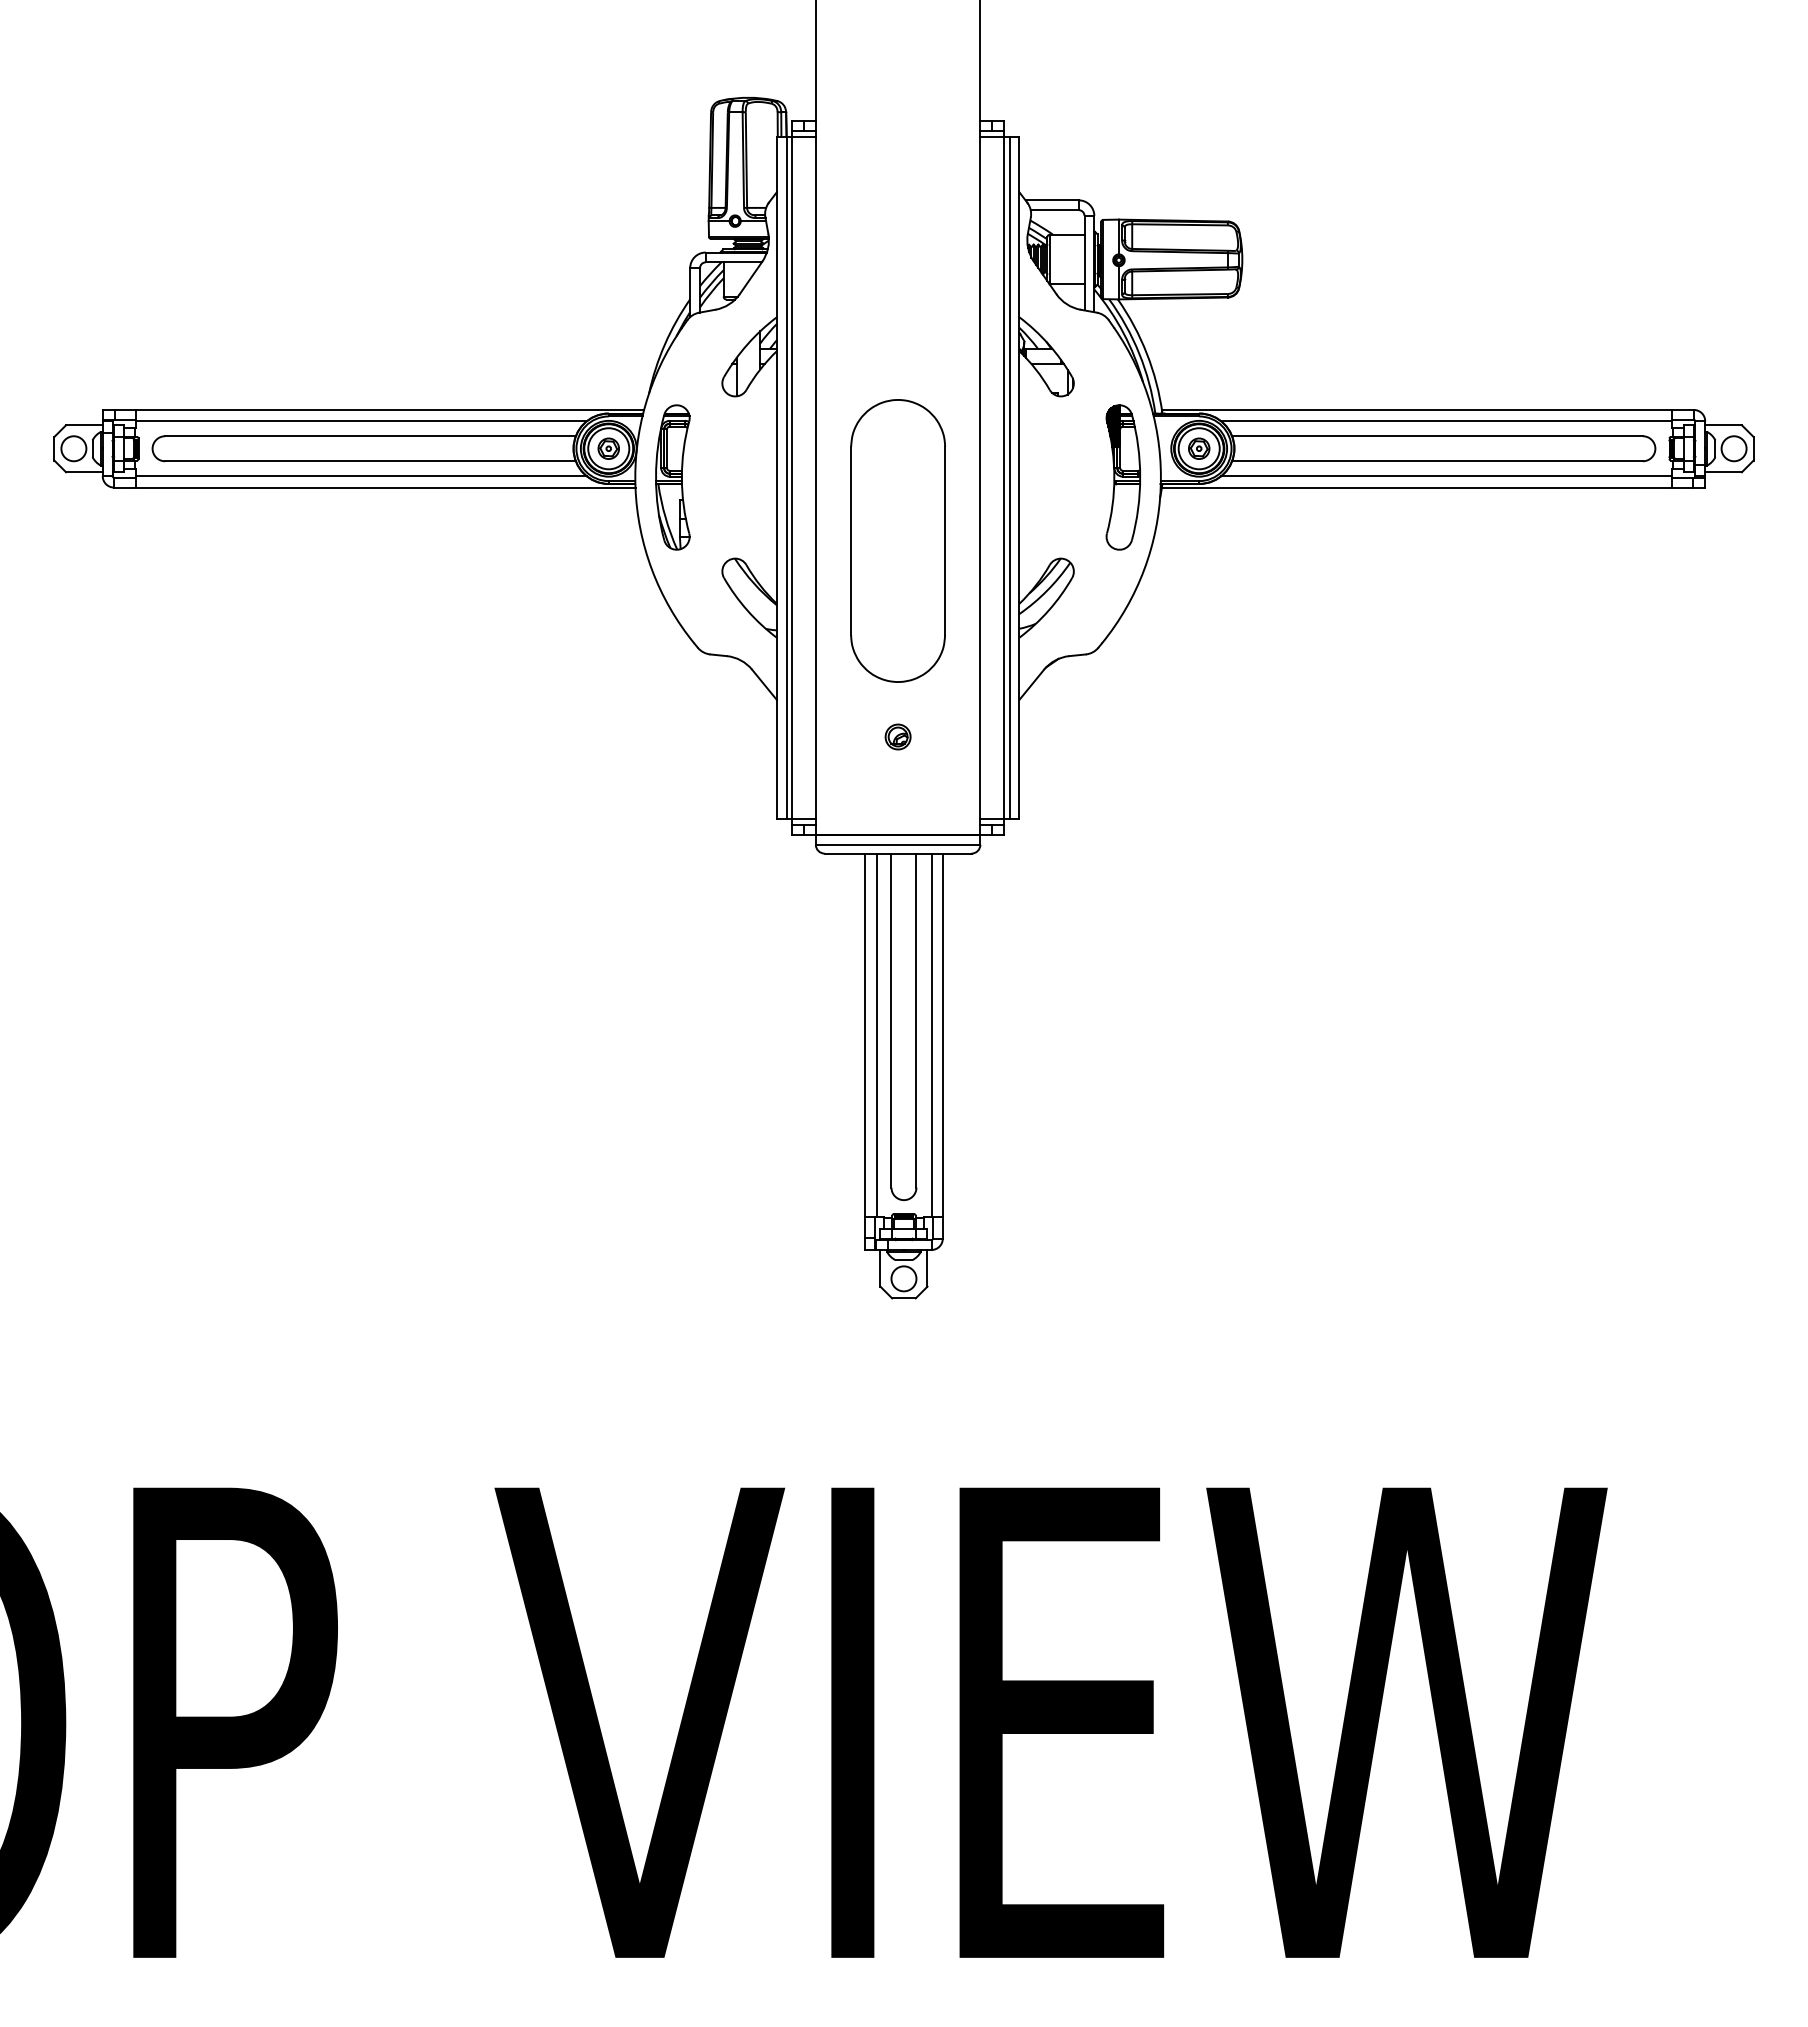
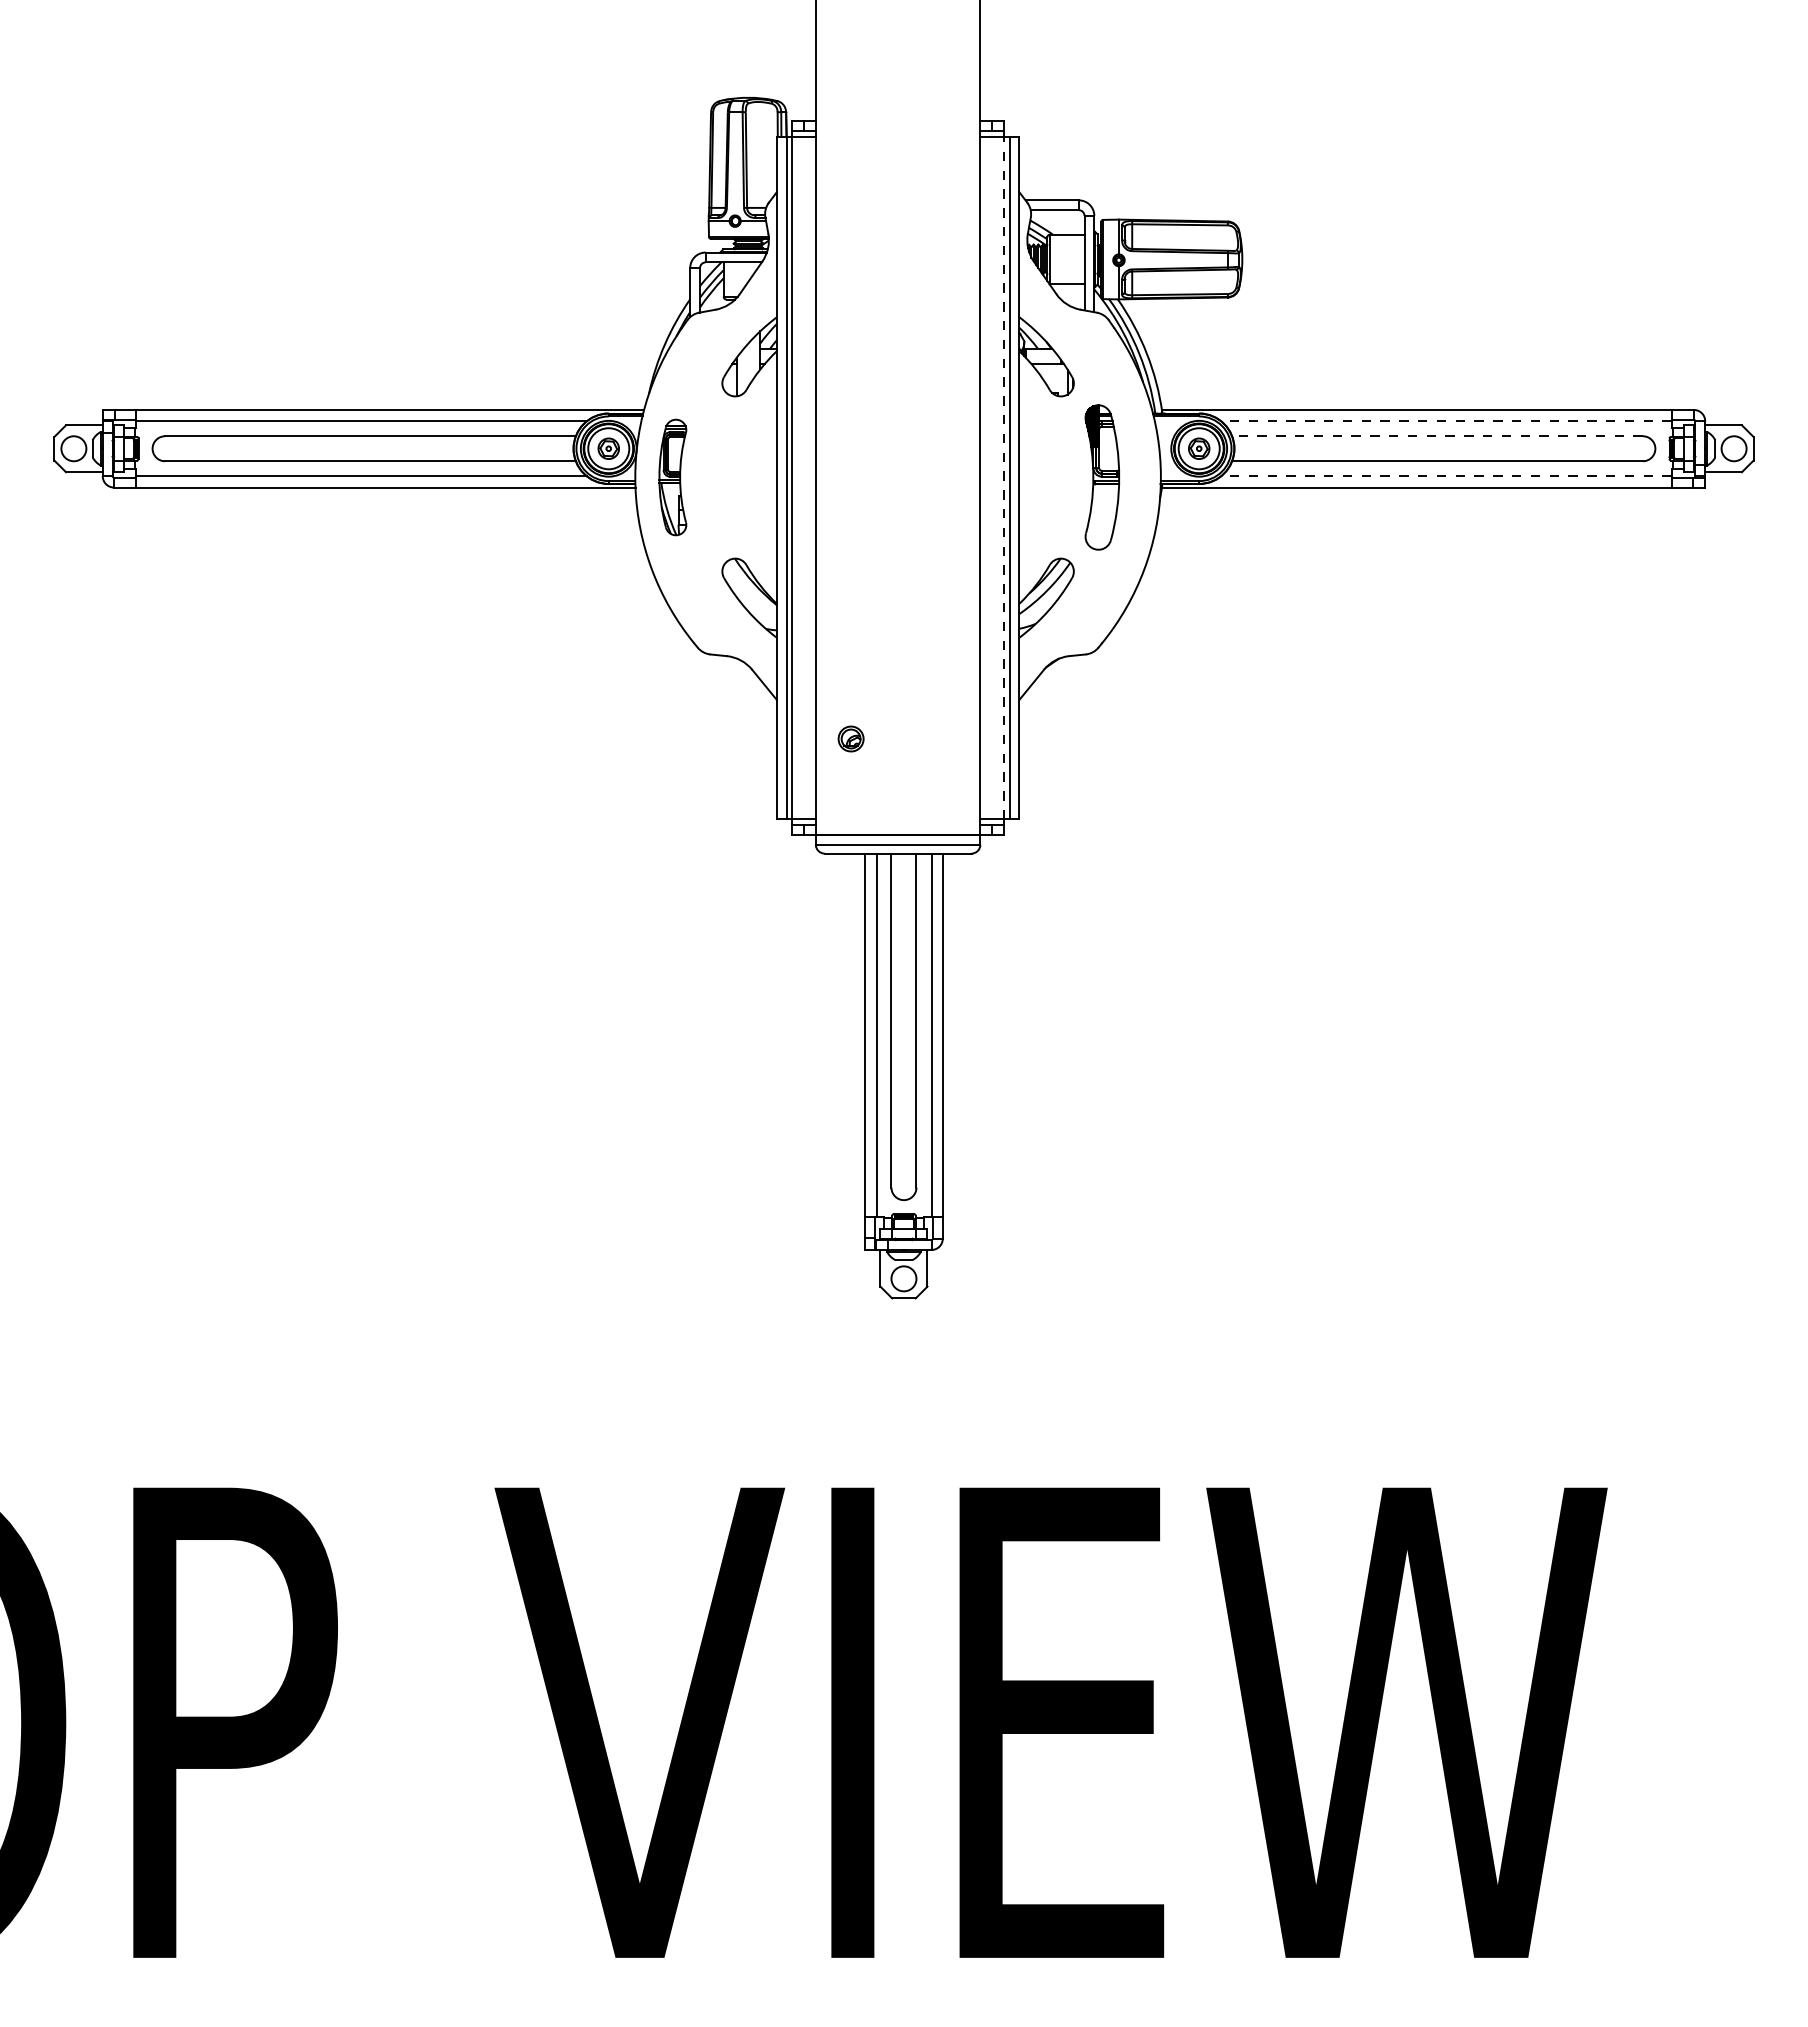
line: solid -> dashed (1446, 421)
line: solid -> dashed (1437, 436)
line: solid -> dashed (1446, 476)
part size: 36x147 px -> 30x119 px (672, 477)
line: solid -> dashed (1003, 477)
part position: (1122, 477) -> (1101, 477) (1101, 477)
part: present -> none (897, 540)
part position: (897, 736) -> (850, 738) (850, 738)
